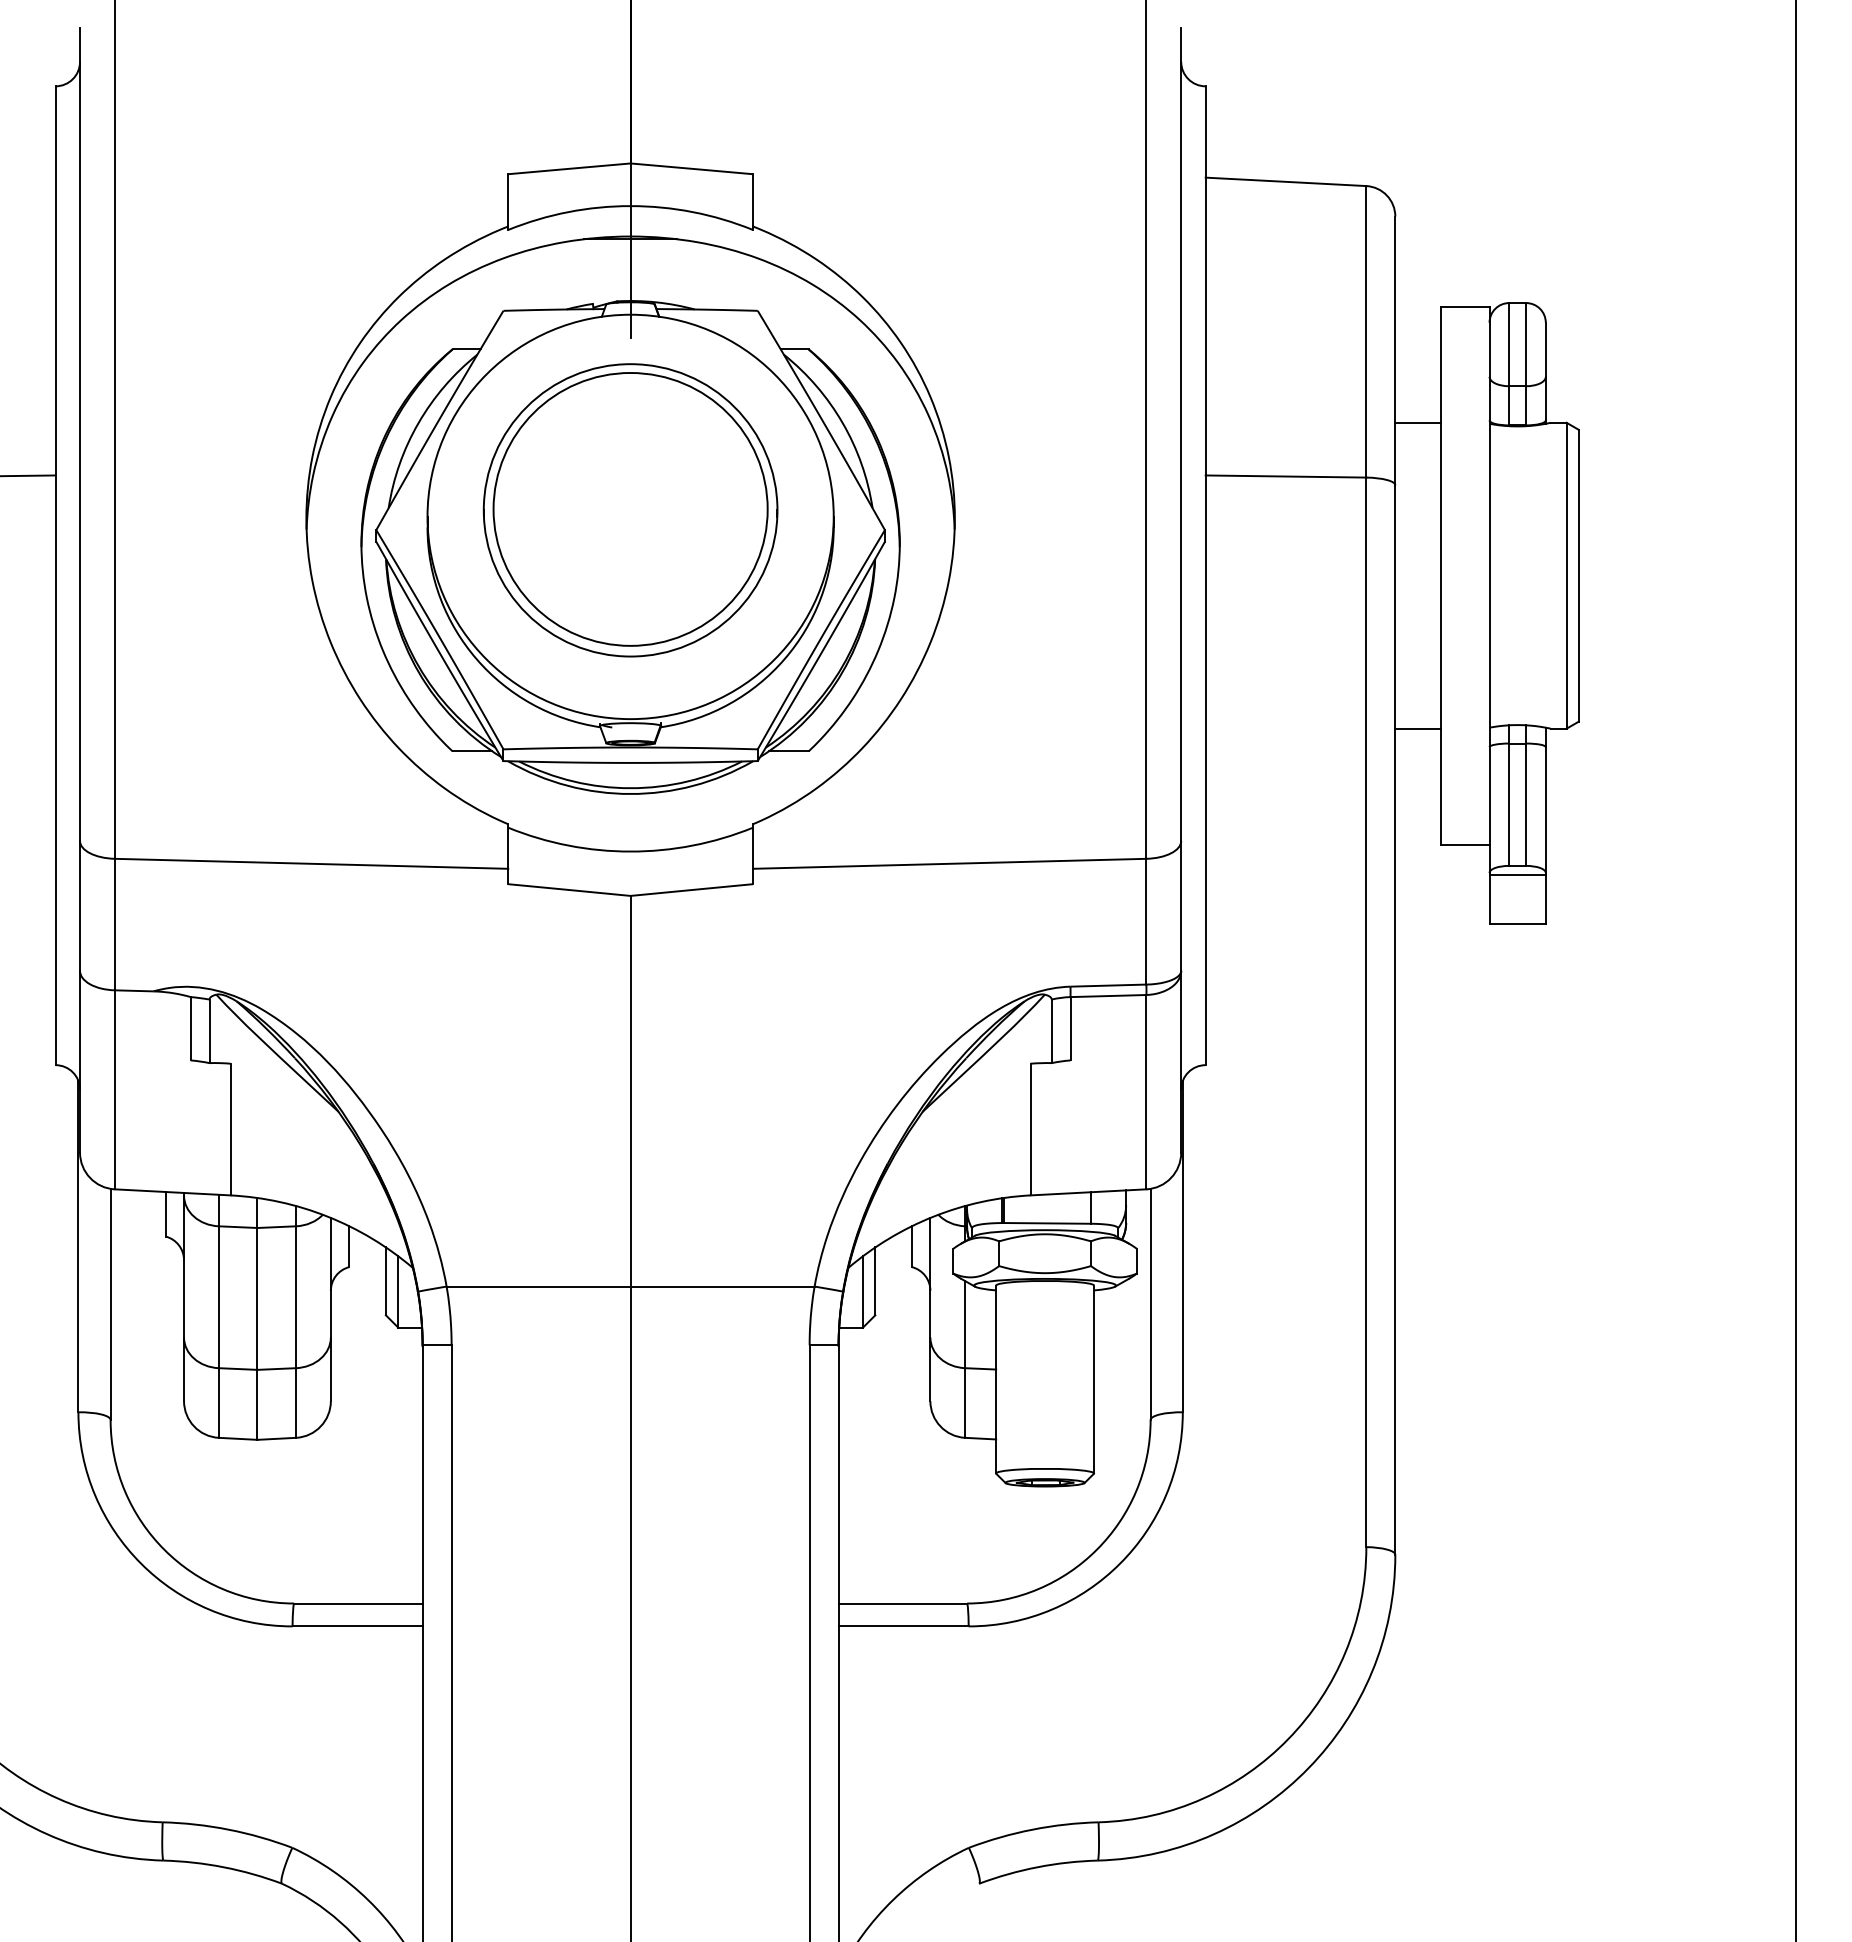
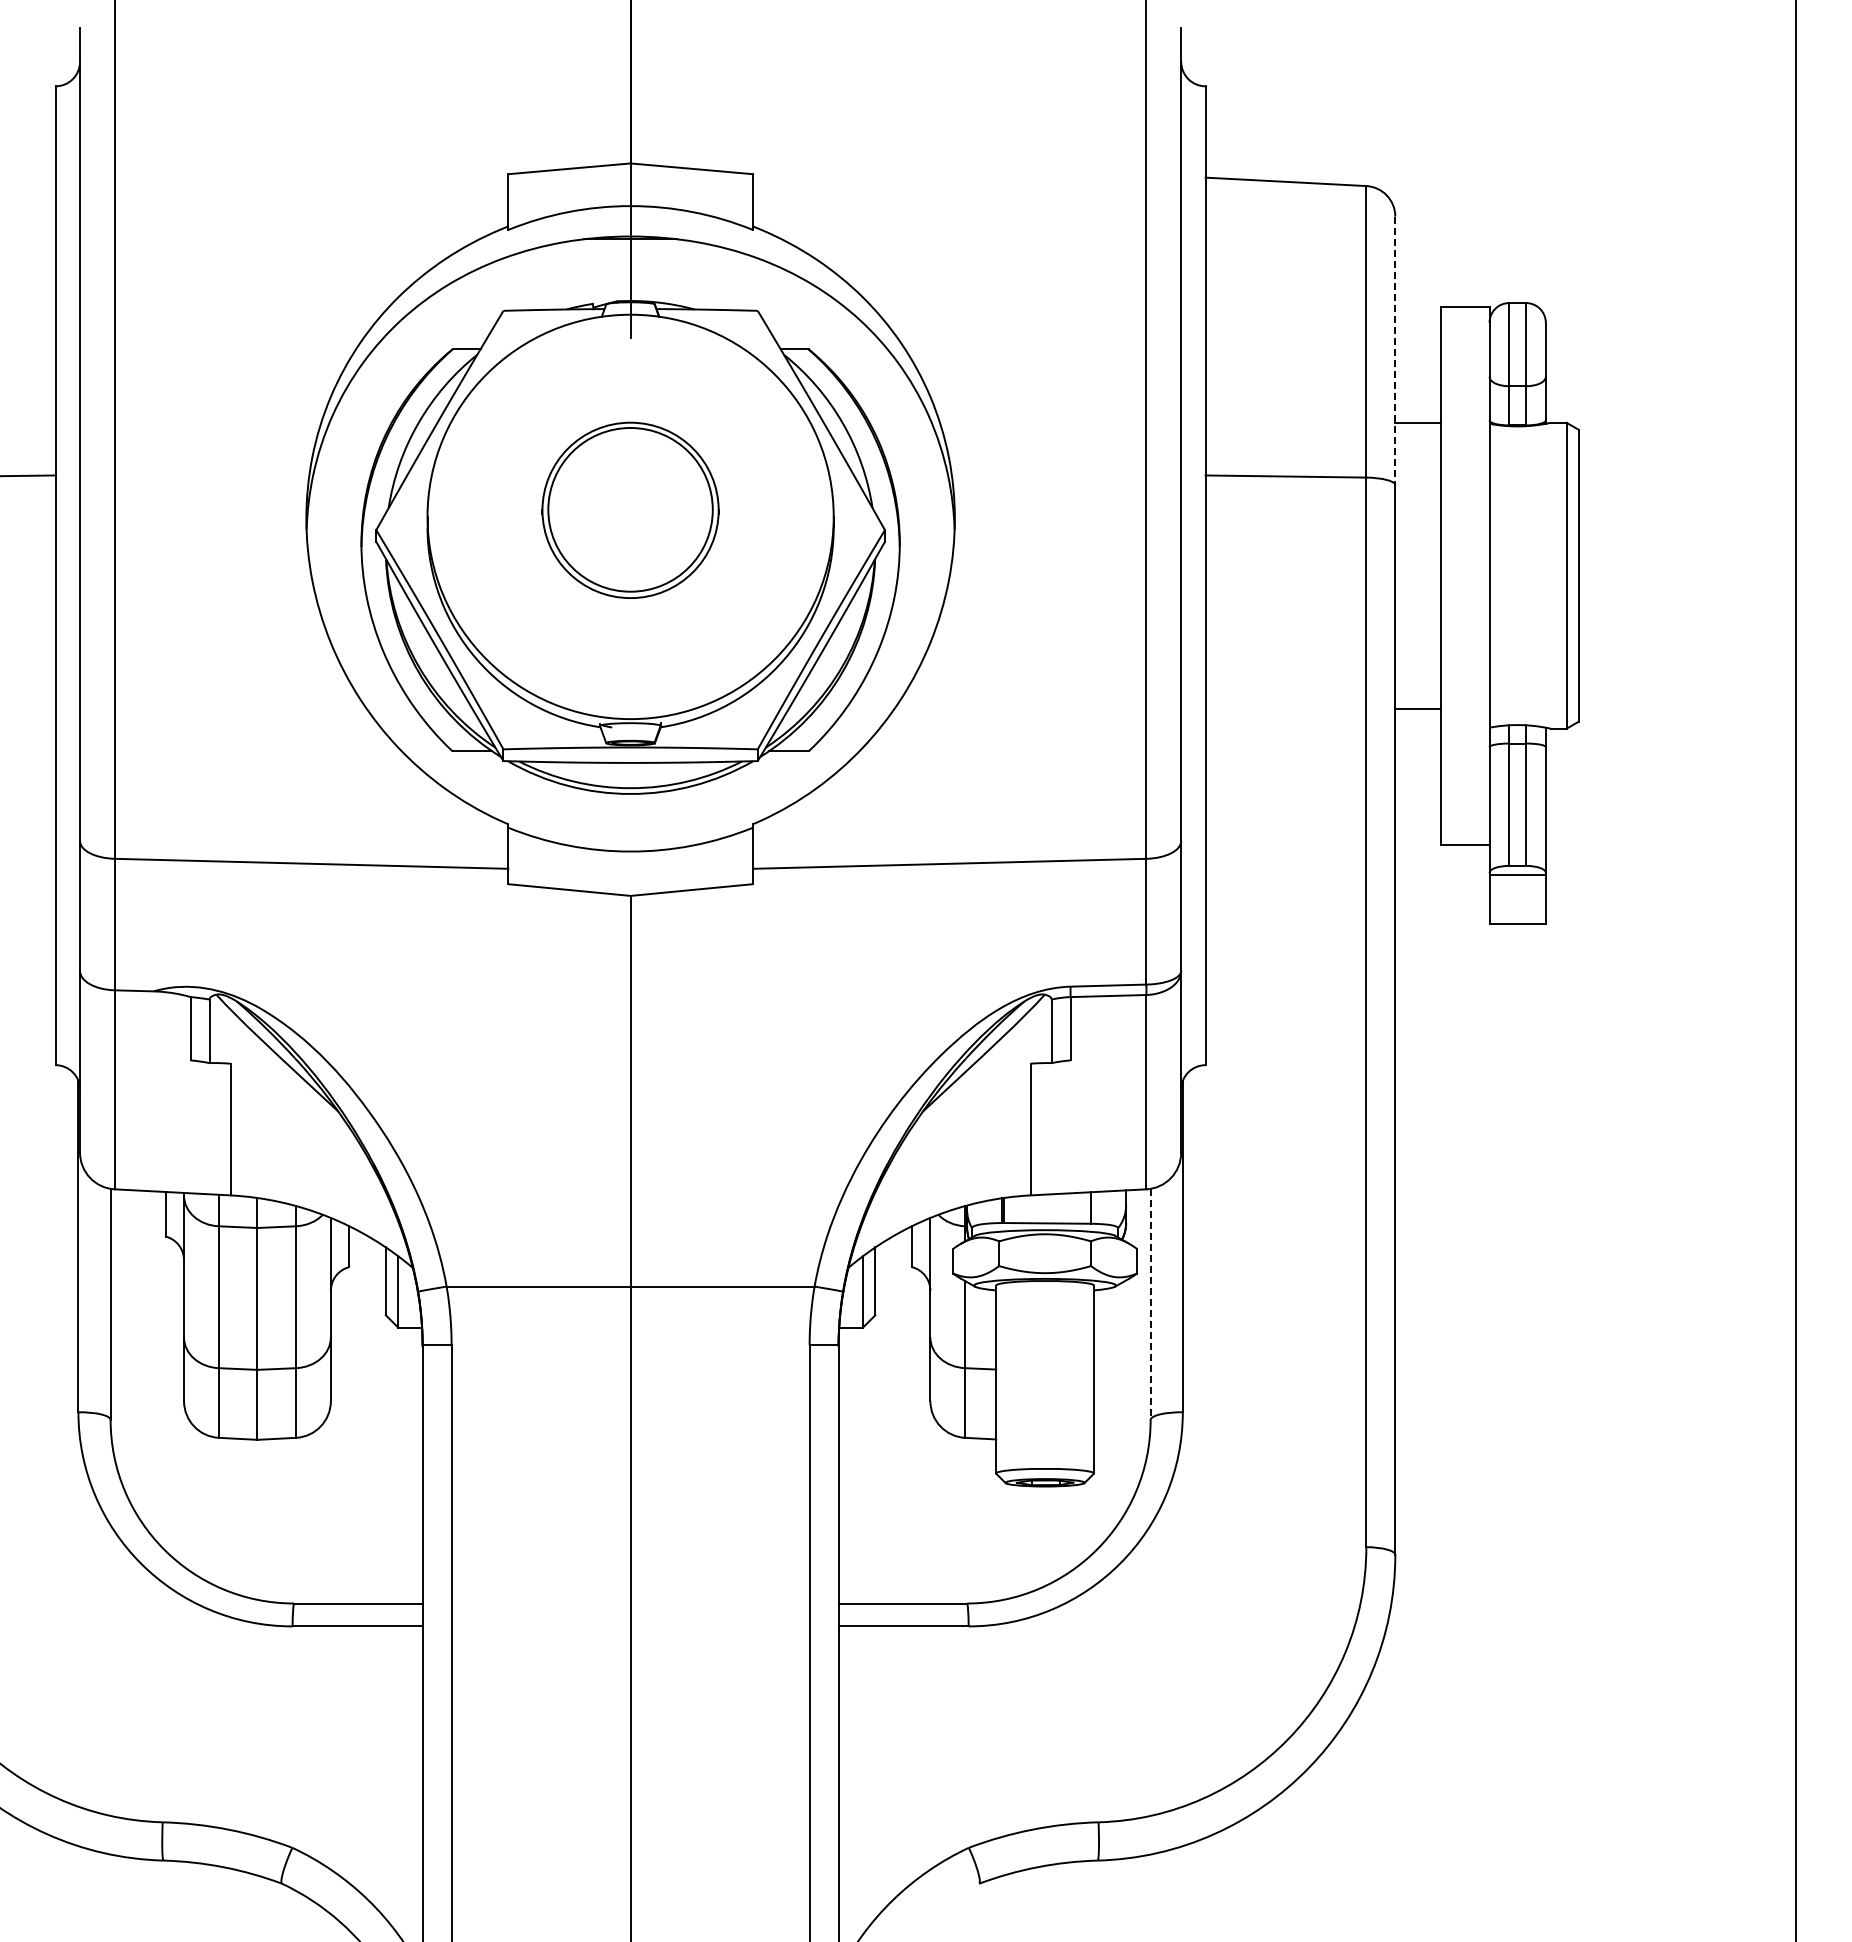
line: solid -> dashed (1395, 351)
part size: 297x295 px -> 179x178 px (630, 509)
line position: (1417, 728) -> (1417, 708) (1417, 708)
line: solid -> dashed (1150, 1304)
